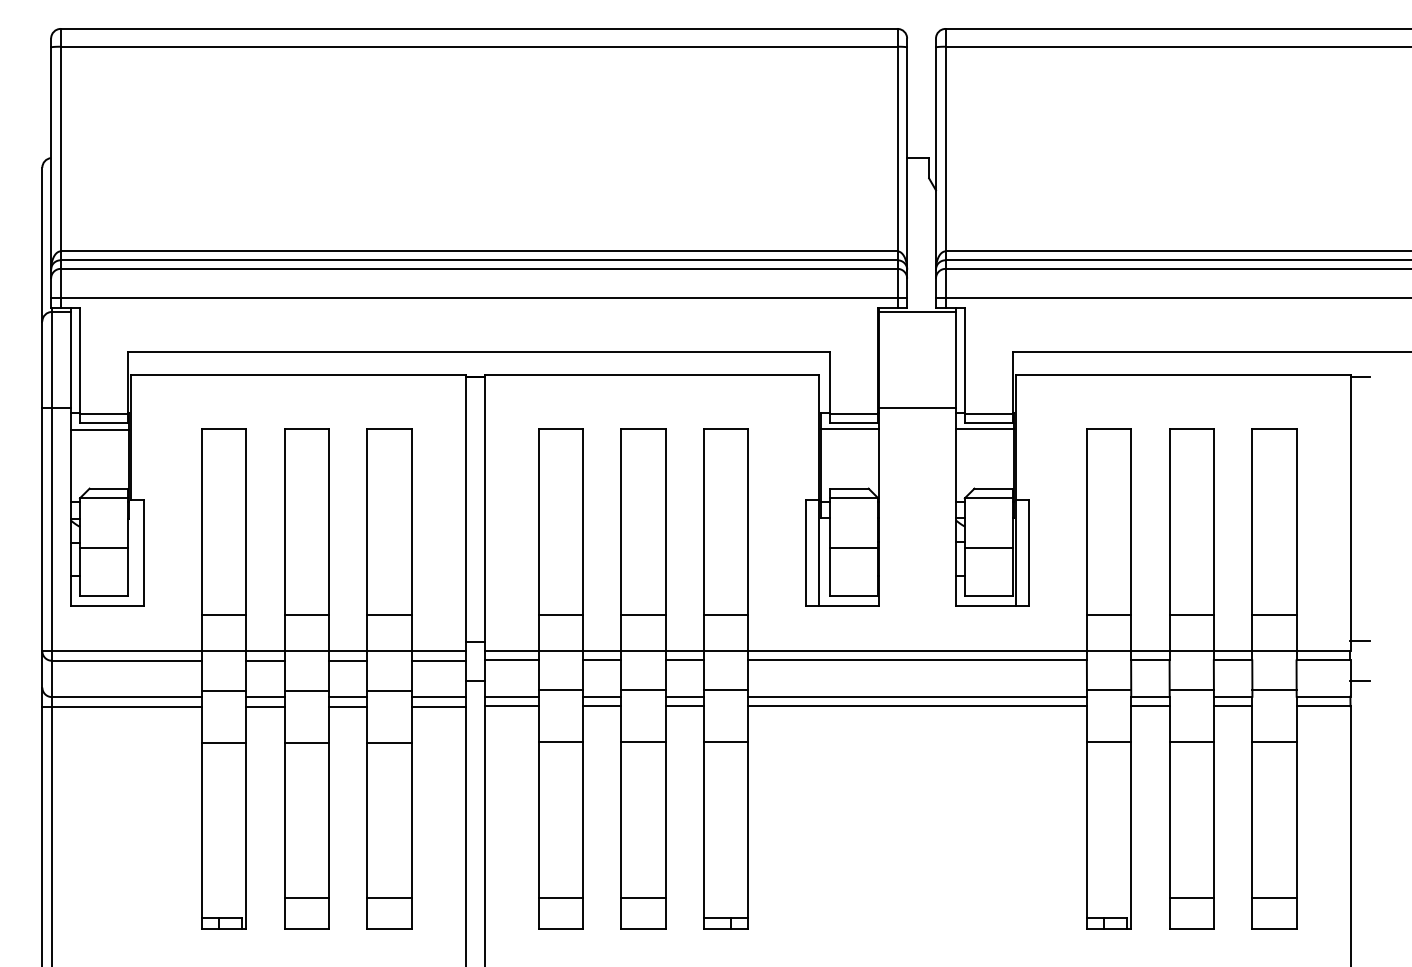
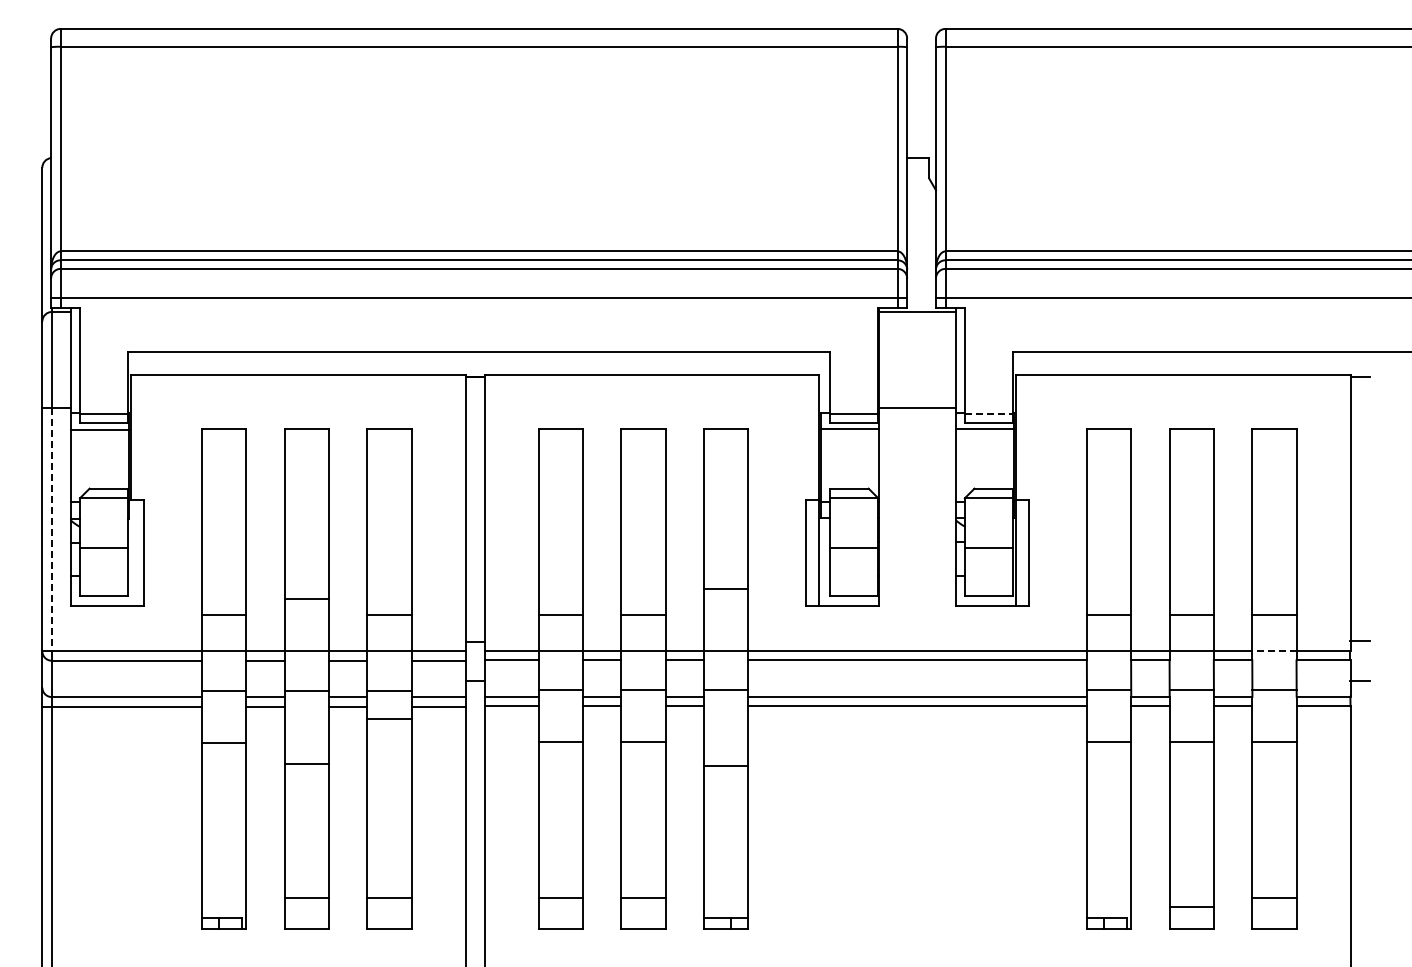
line: solid -> dashed (989, 413)
line: solid -> dashed (51, 529)
line position: (726, 614) -> (726, 588) (726, 588)
line position: (306, 615) -> (306, 599) (306, 599)
line: solid -> dashed (1273, 651)
line position: (306, 742) -> (306, 763) (306, 763)
line position: (389, 742) -> (389, 718) (389, 718)
line position: (726, 742) -> (726, 766) (726, 766)
line position: (1191, 897) -> (1191, 906) (1191, 906)
